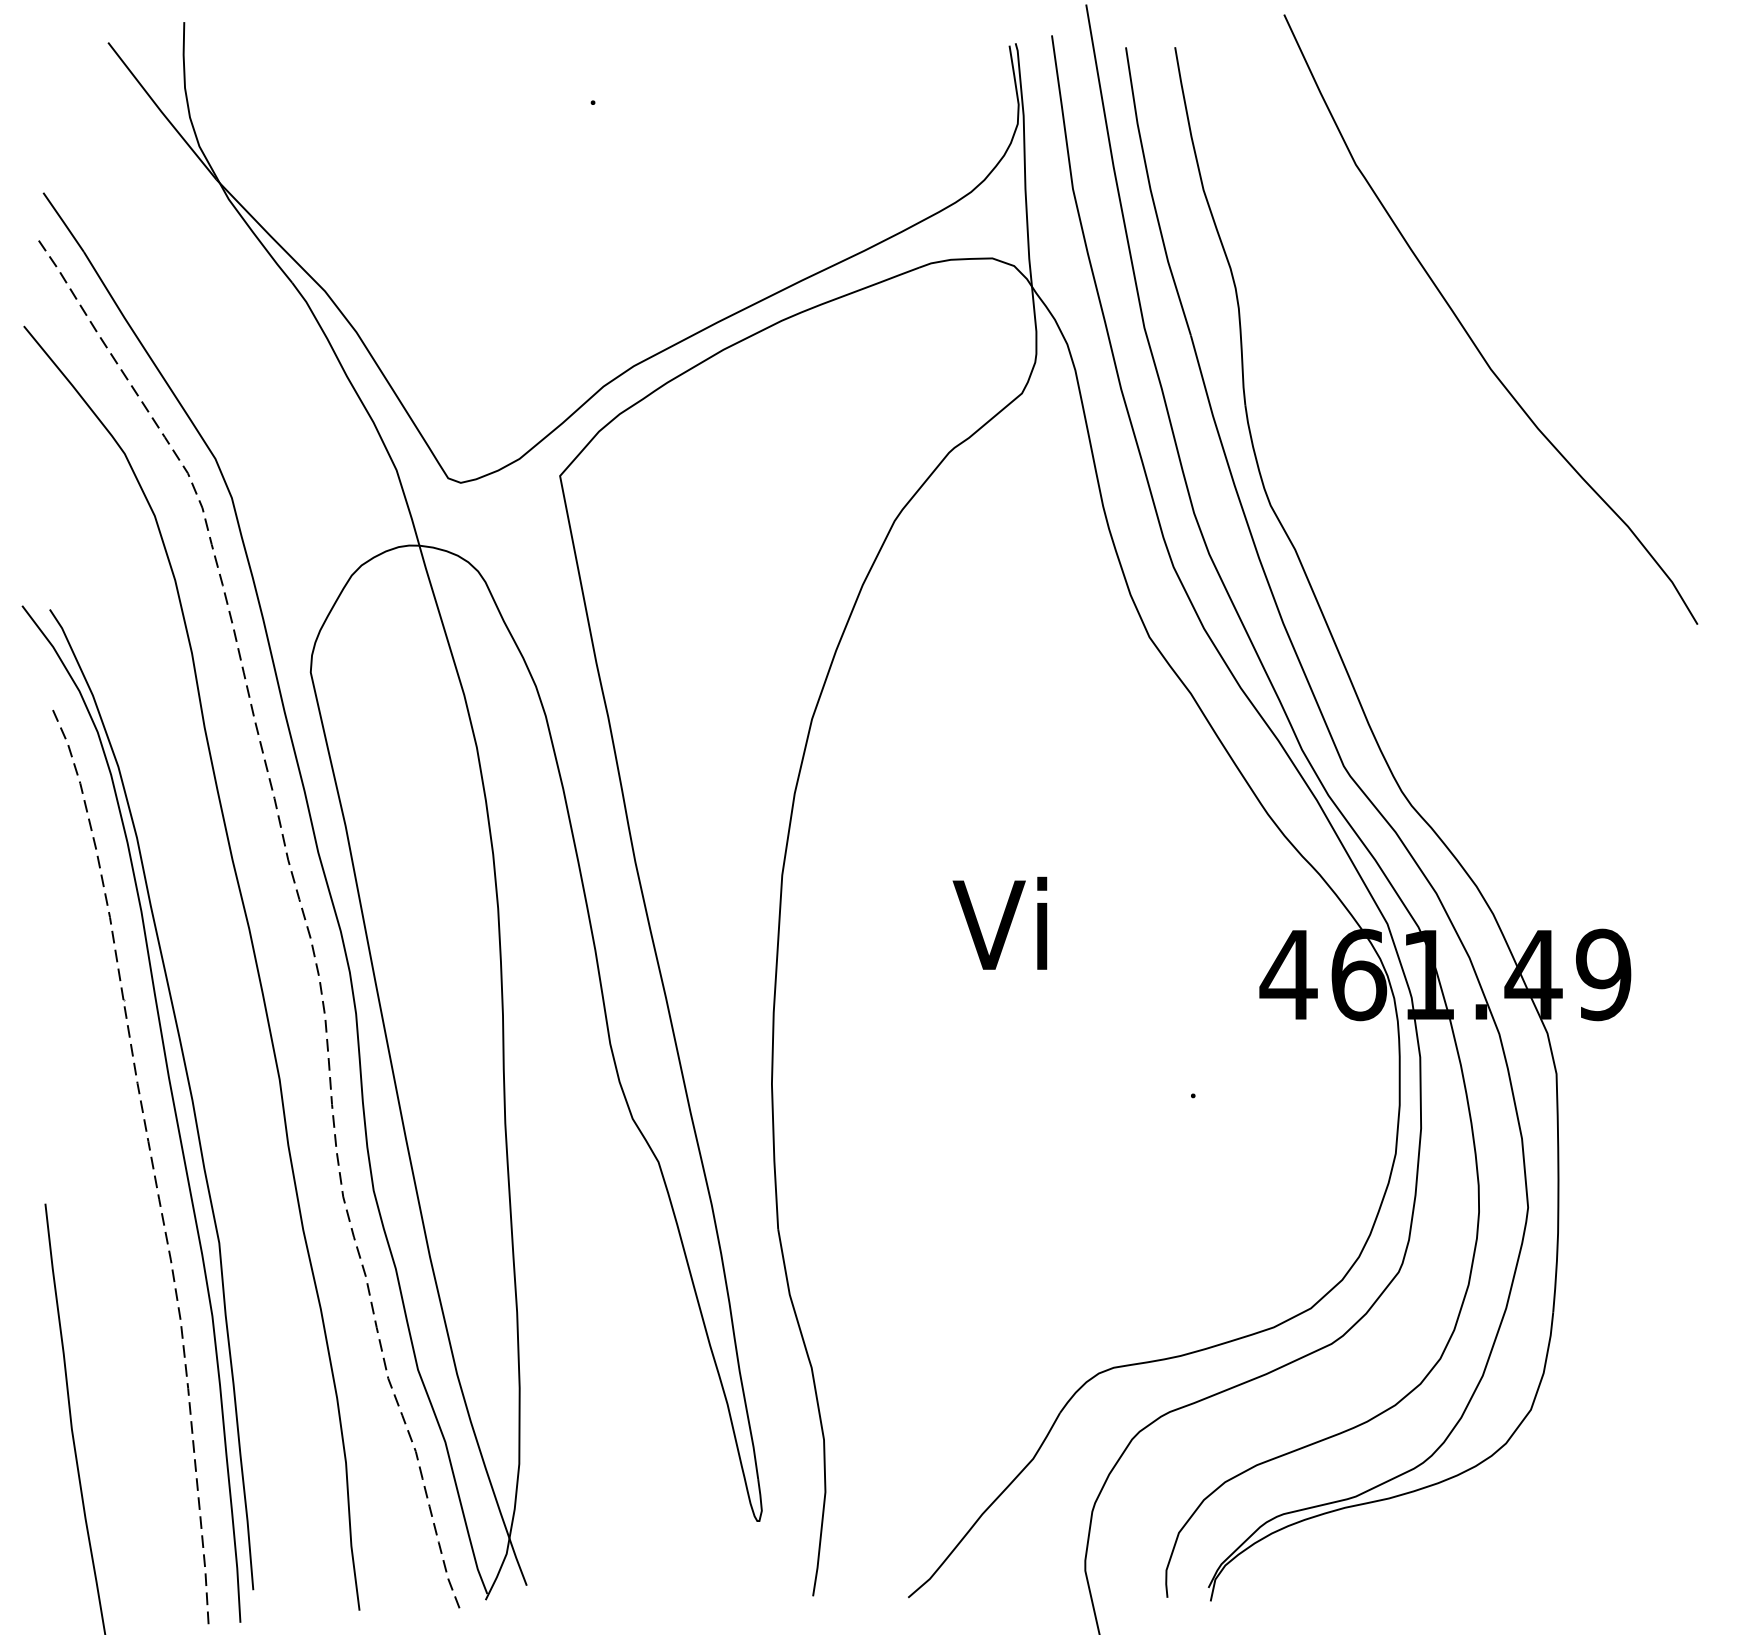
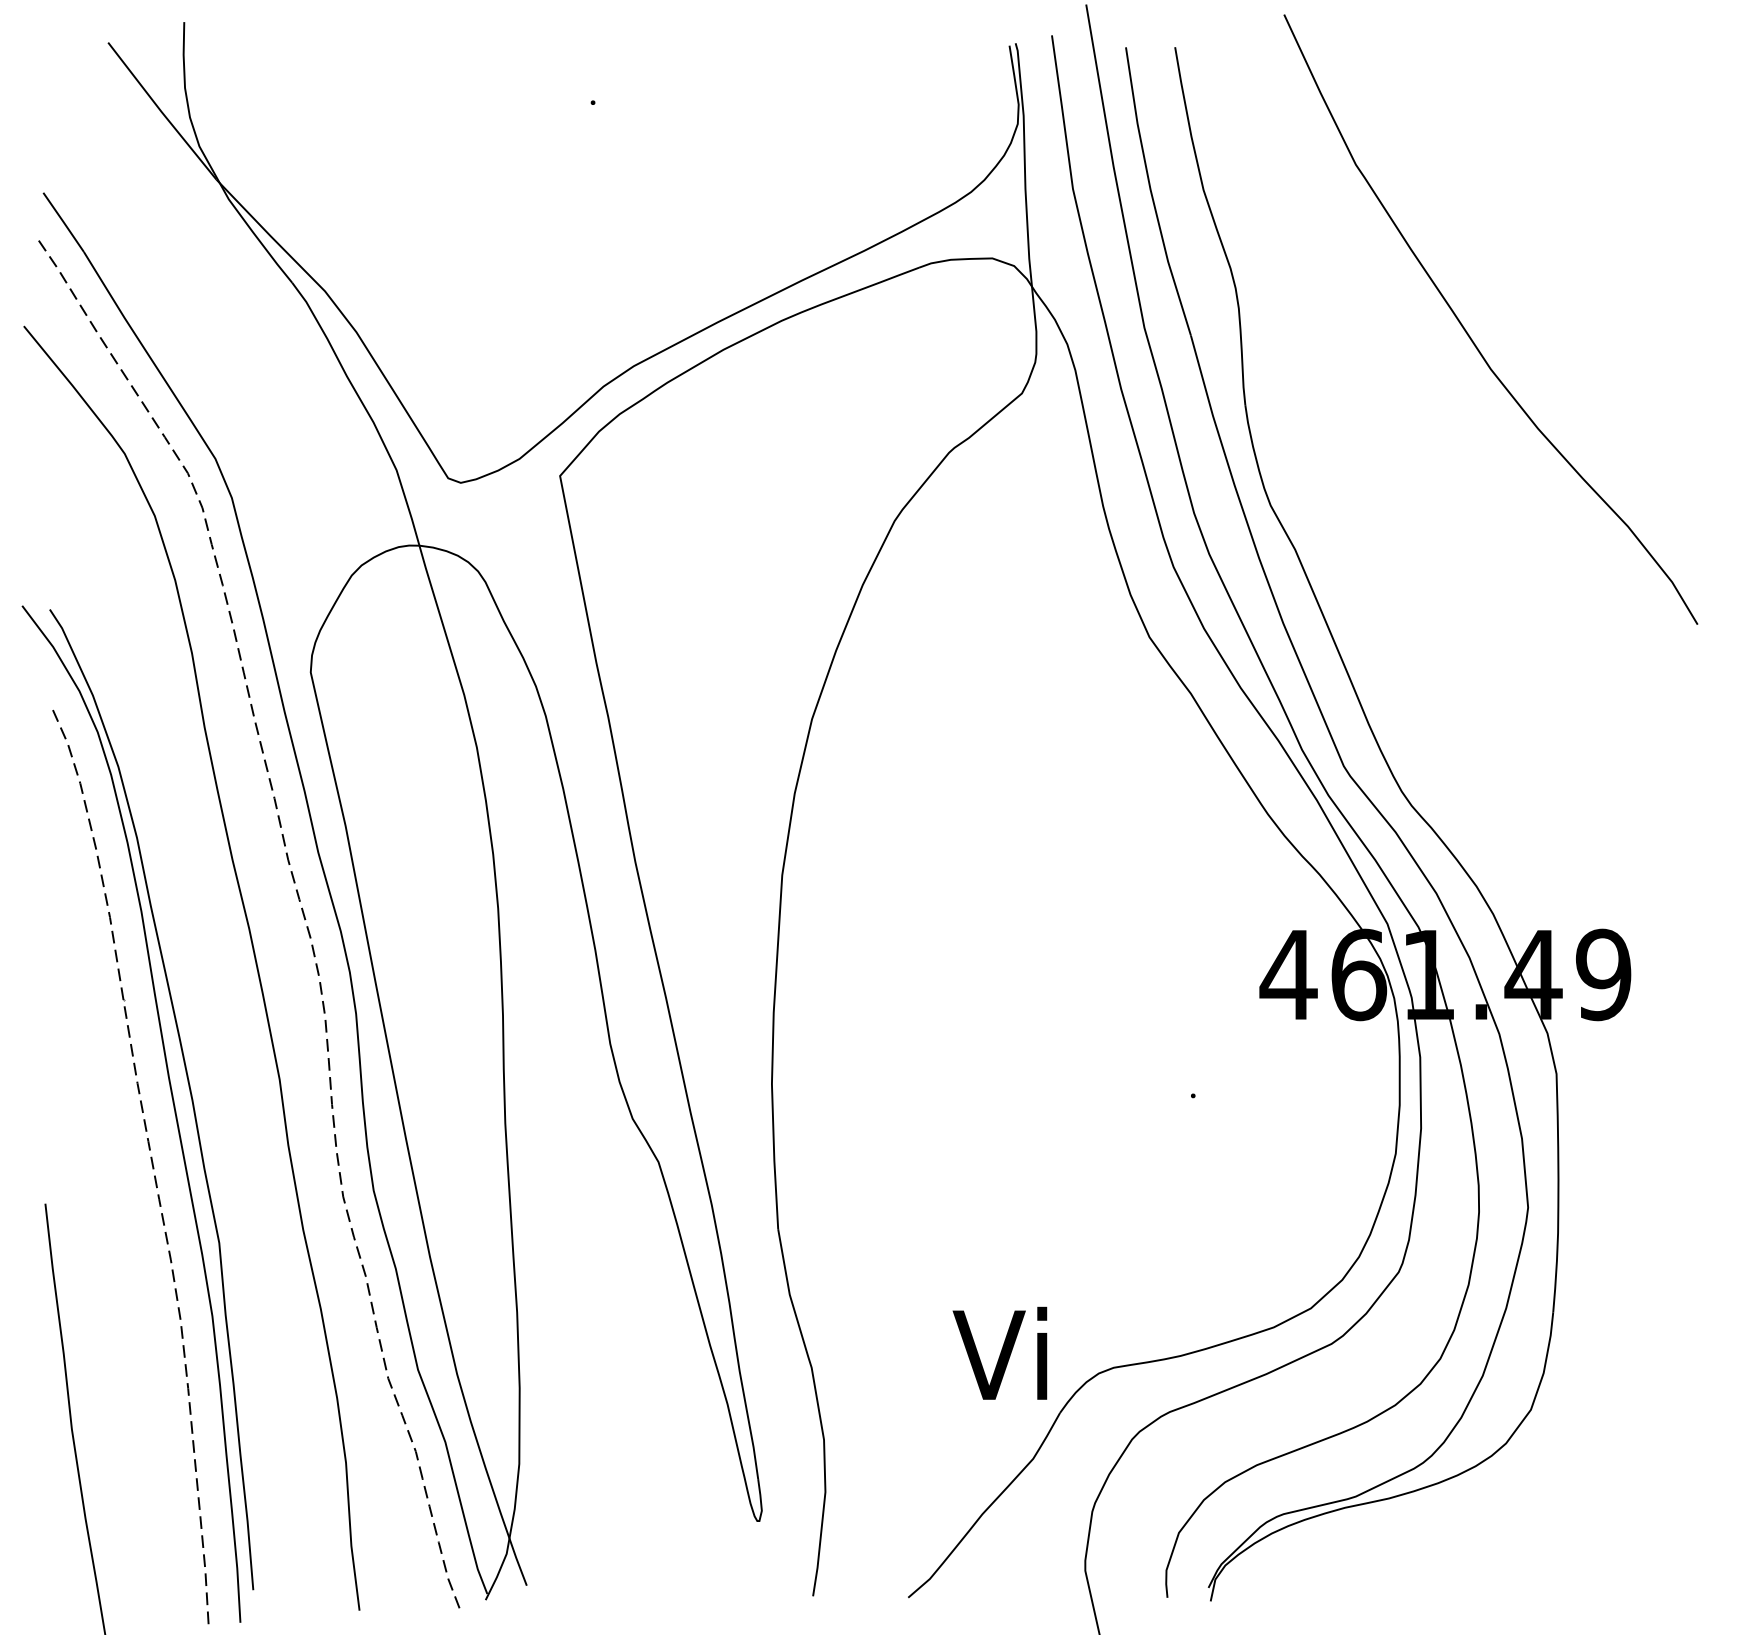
text position: (999, 922) -> (999, 1352) (999, 1352)
